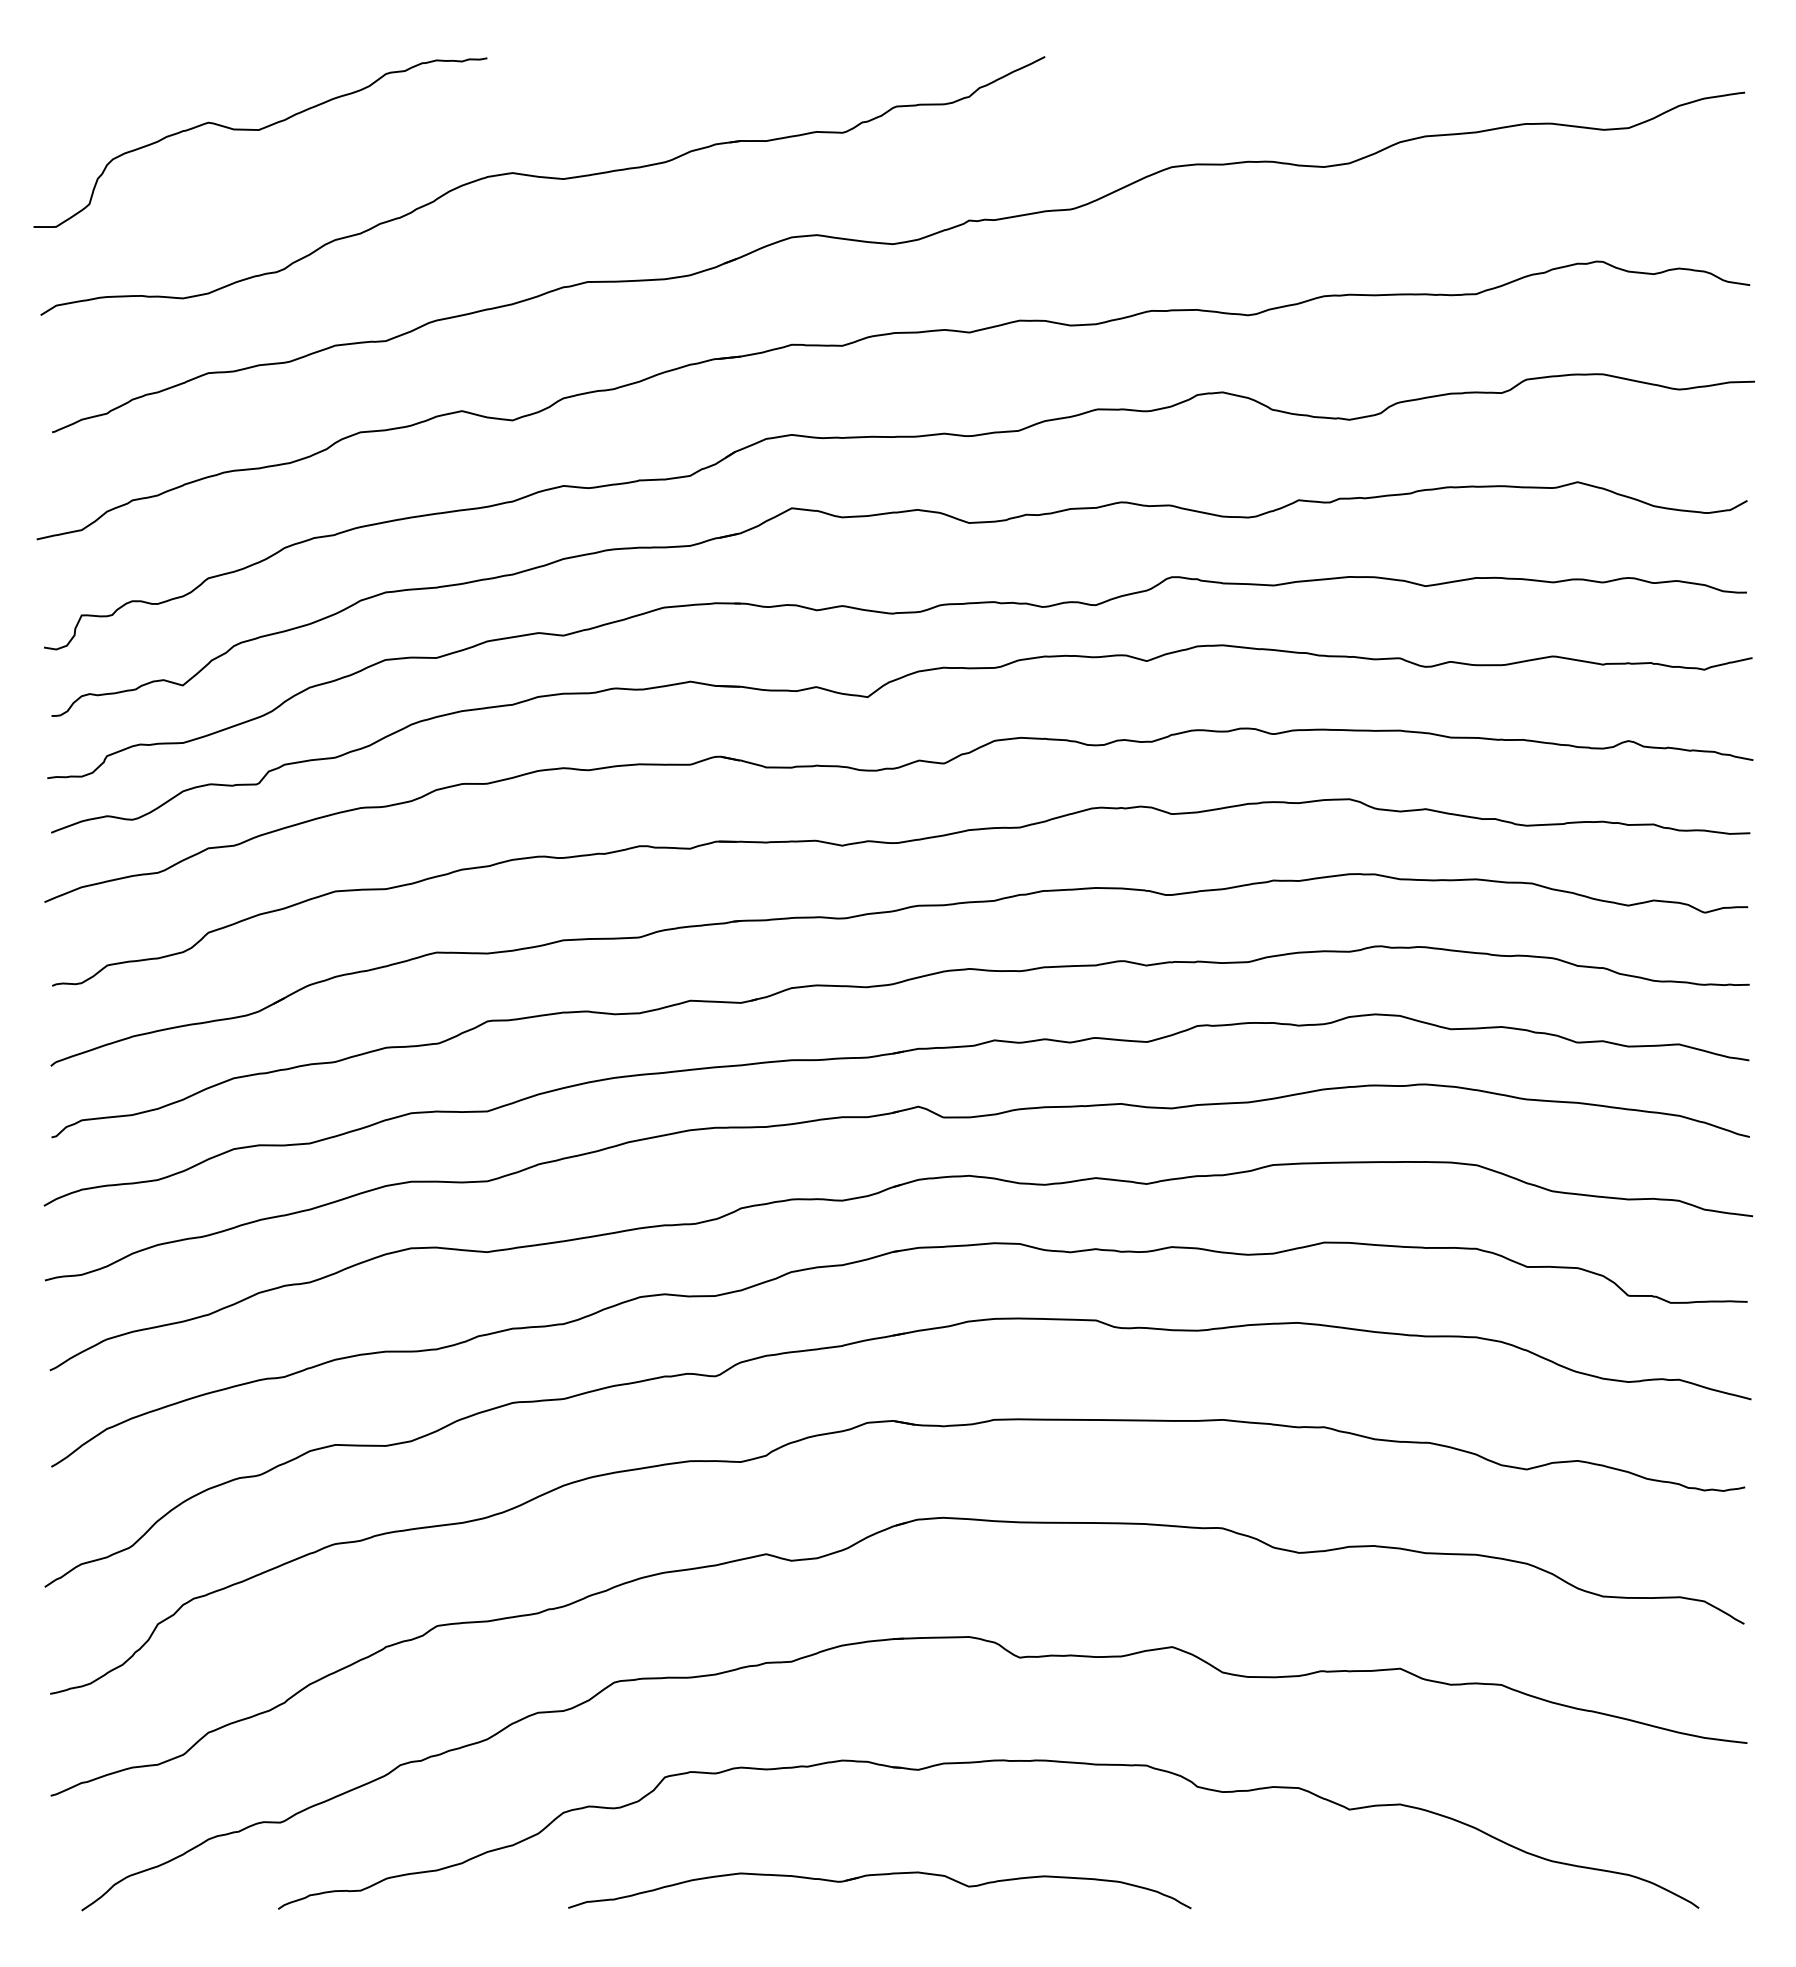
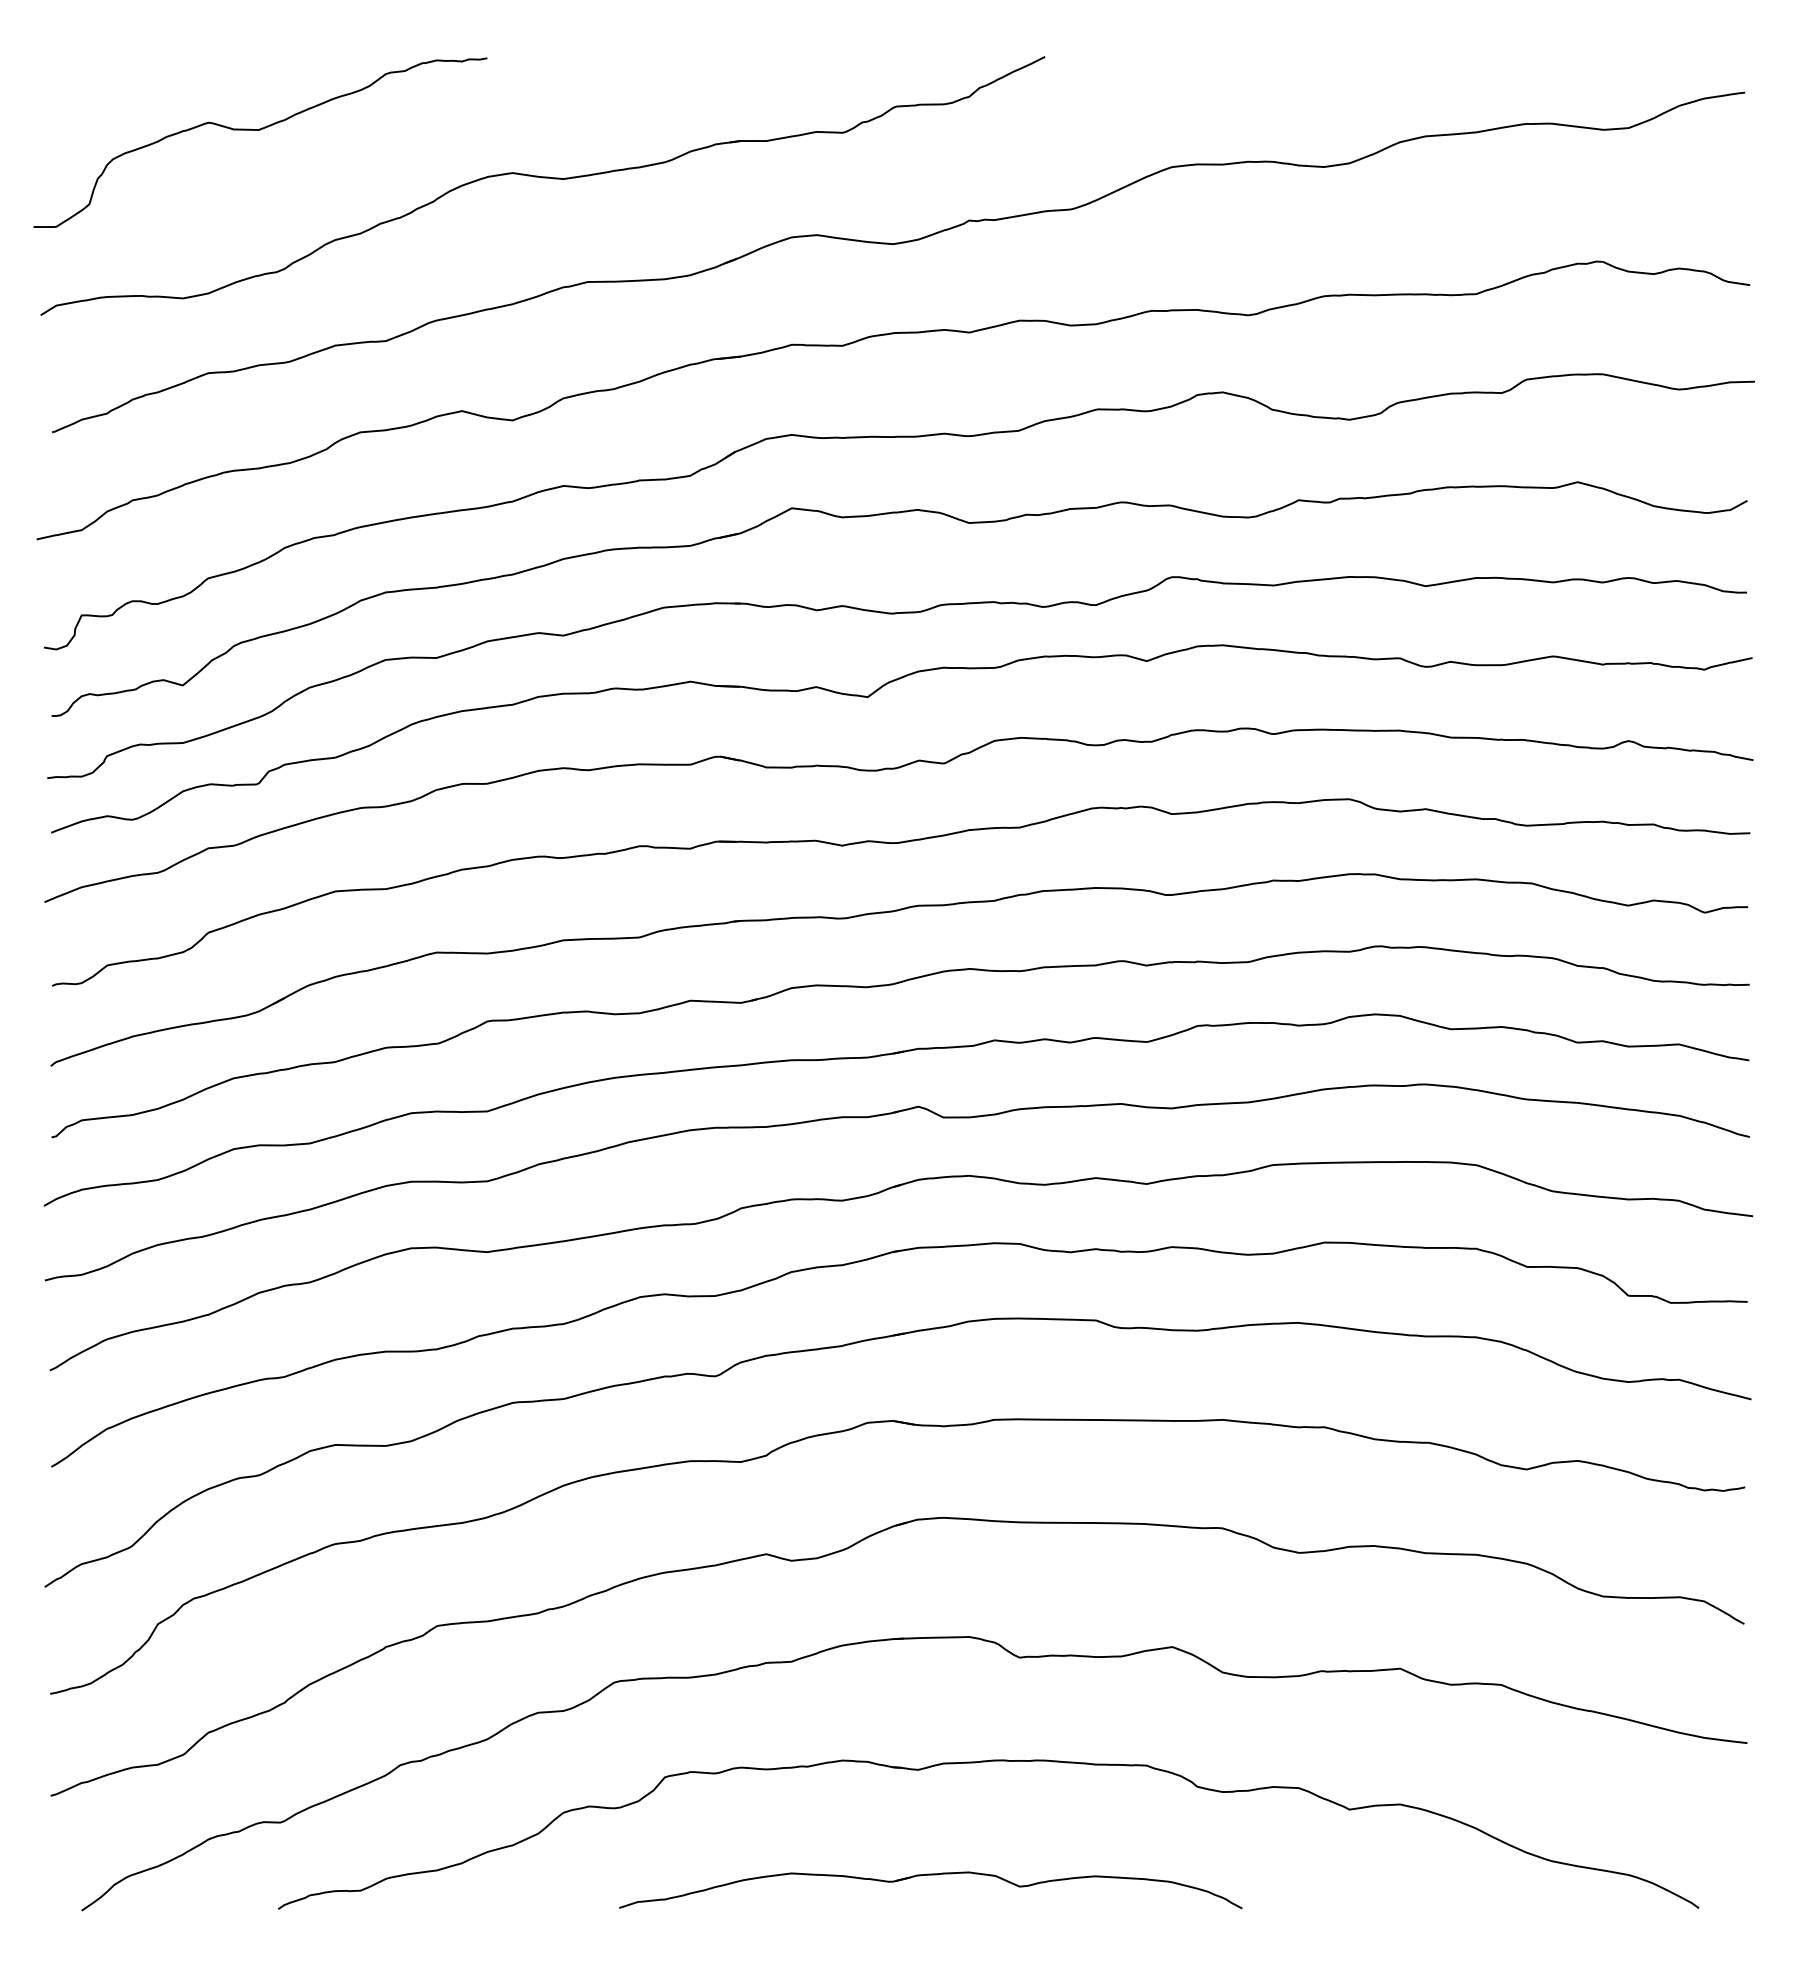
part position: (879, 1875) -> (930, 1875) (930, 1875)
